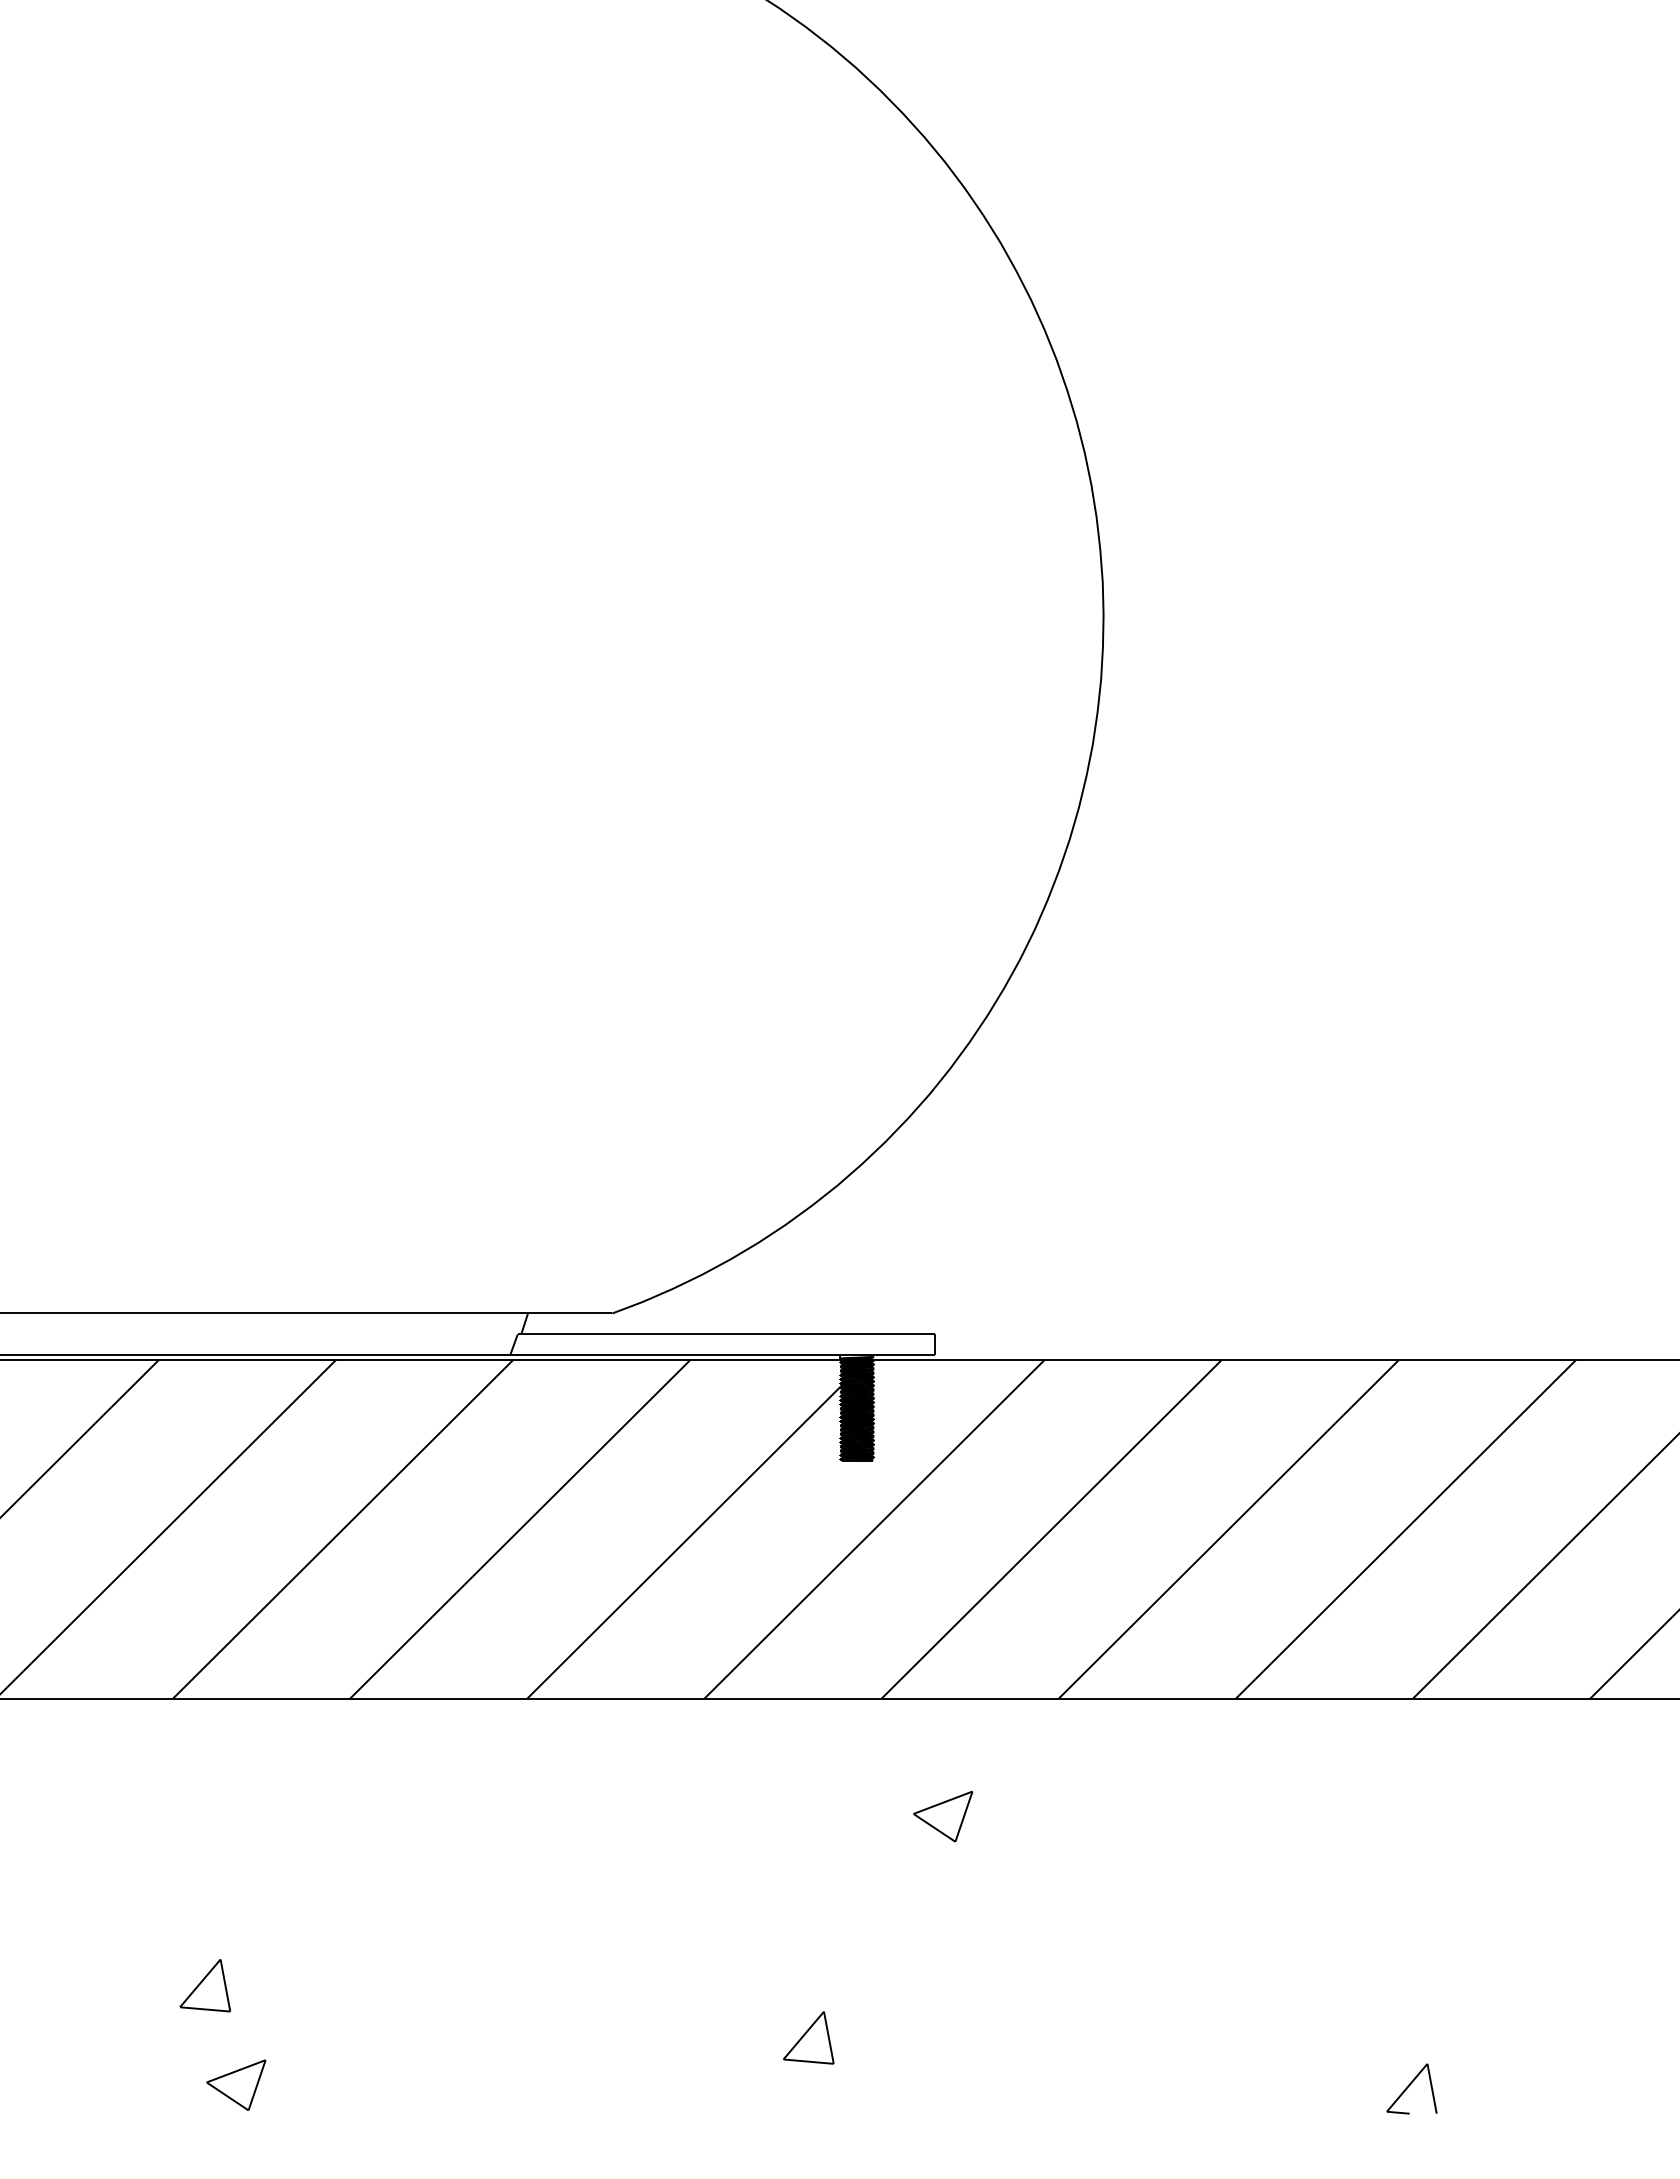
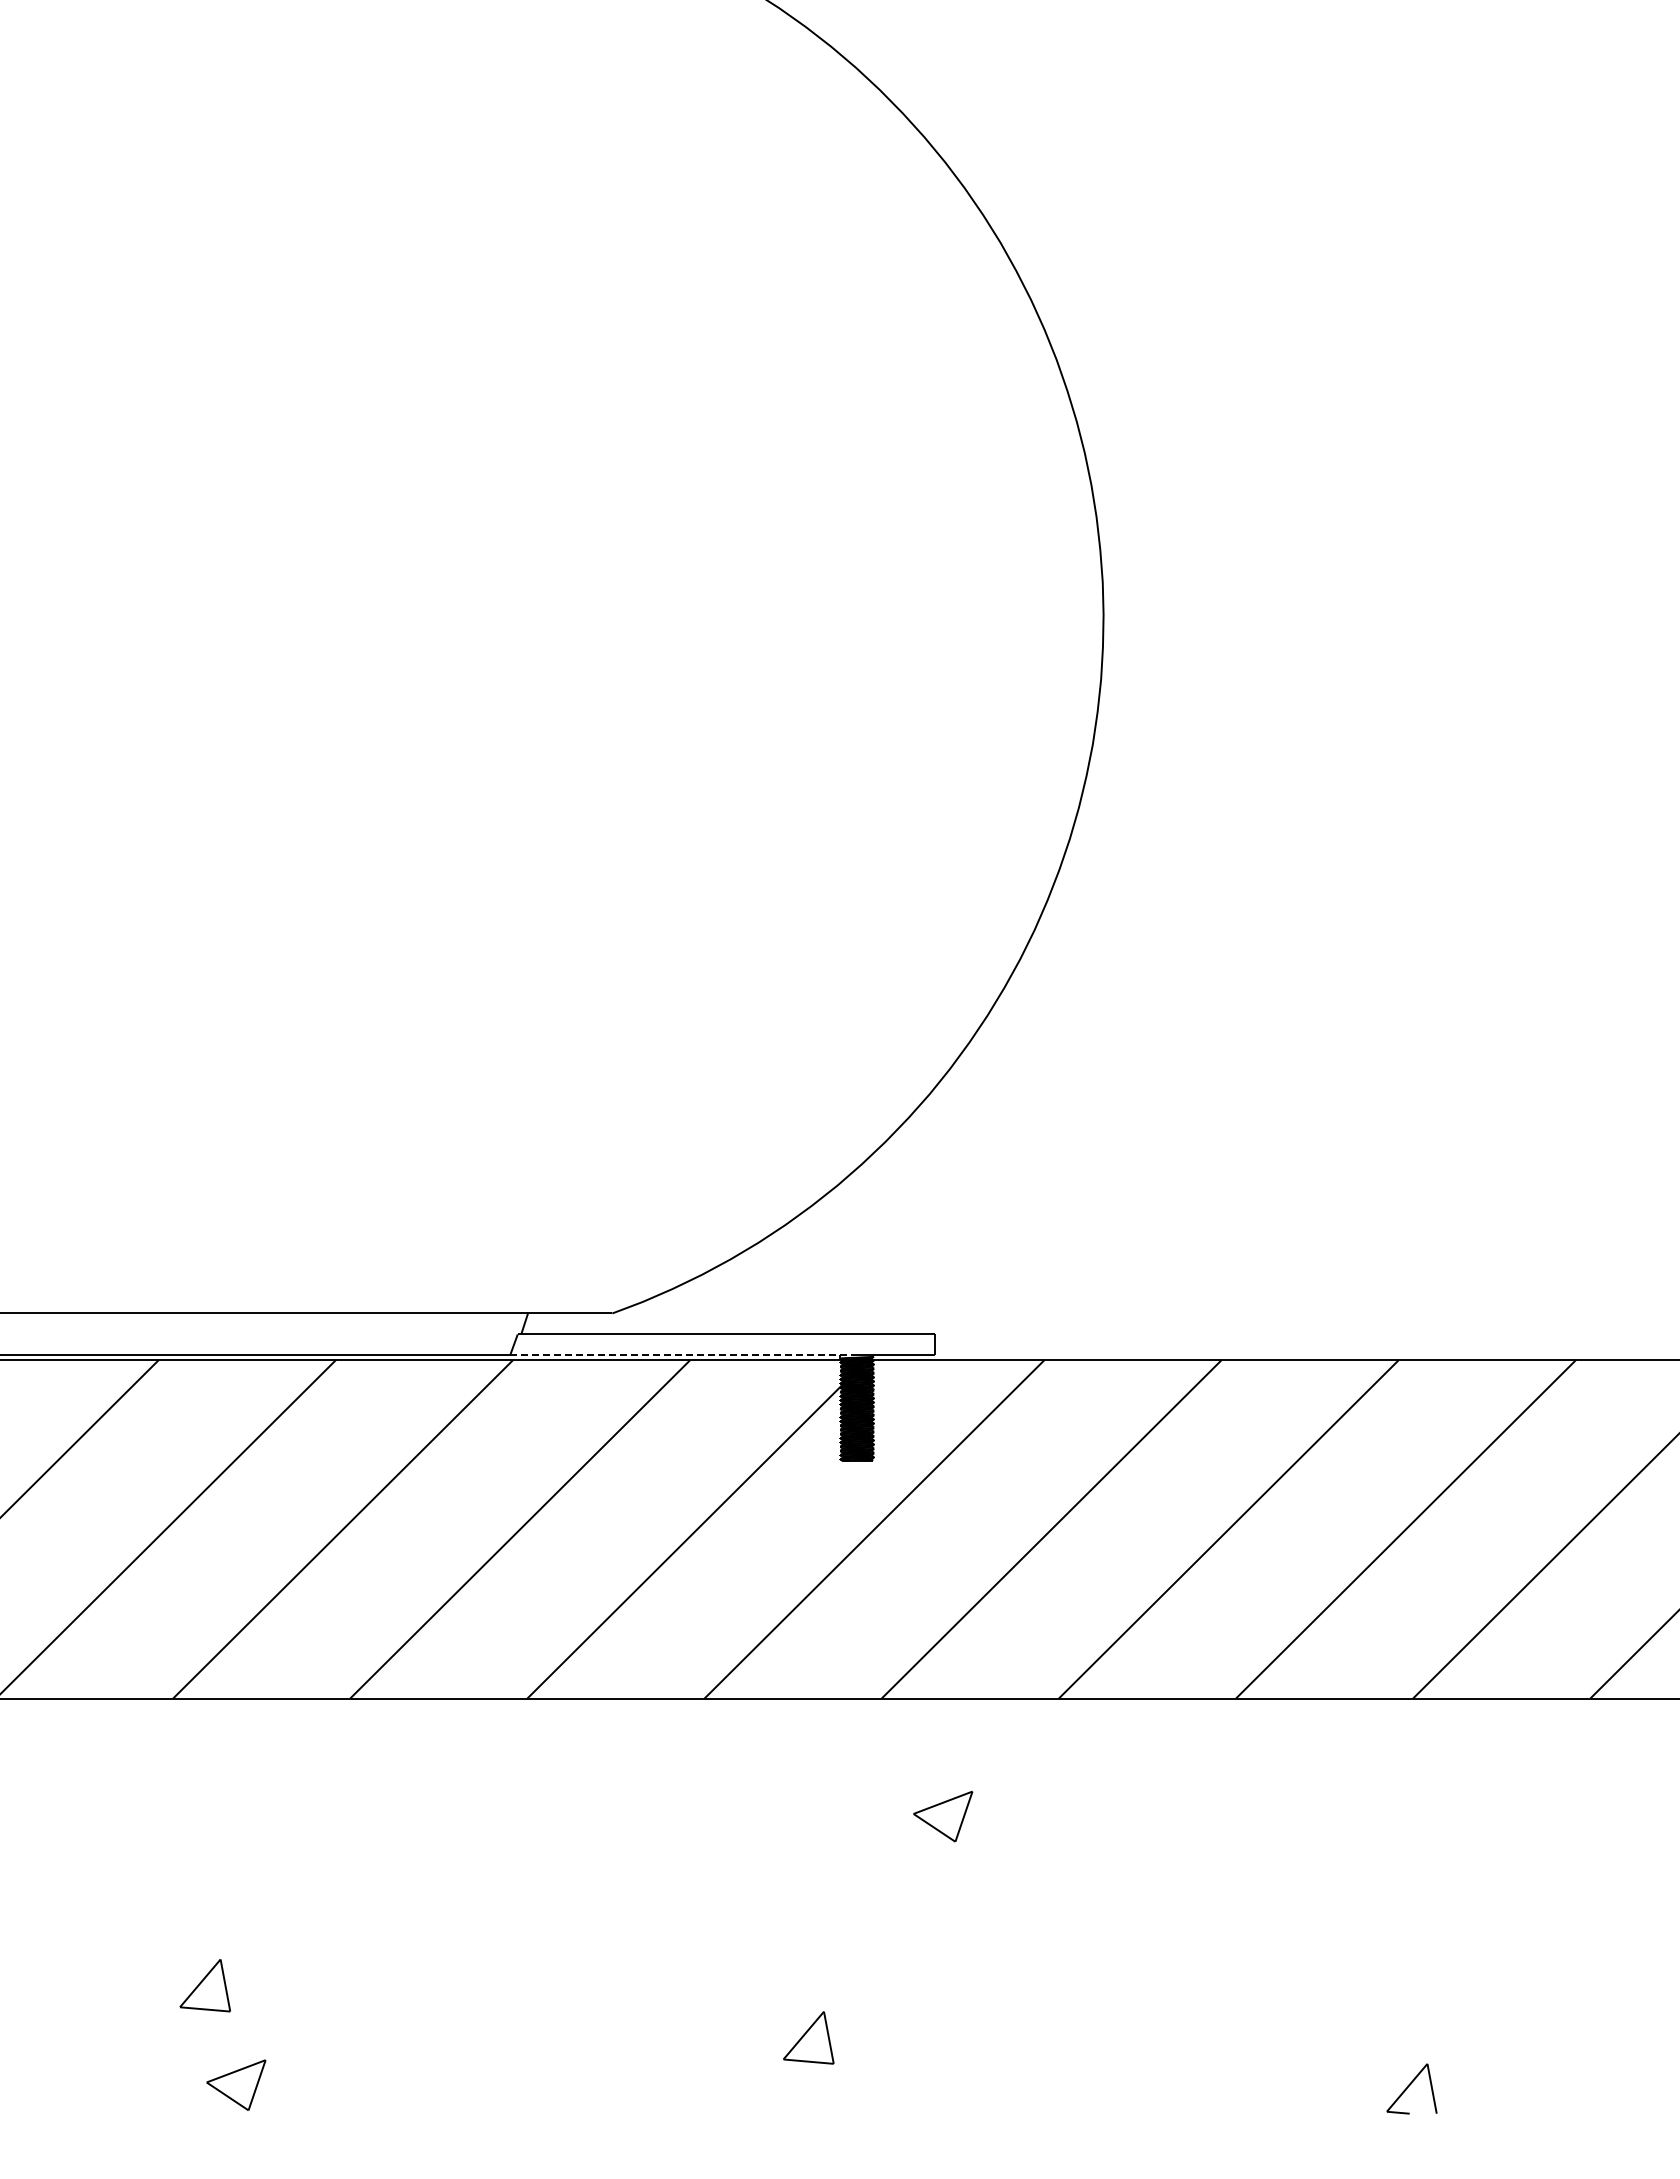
line: solid -> dashed (683, 1355)
